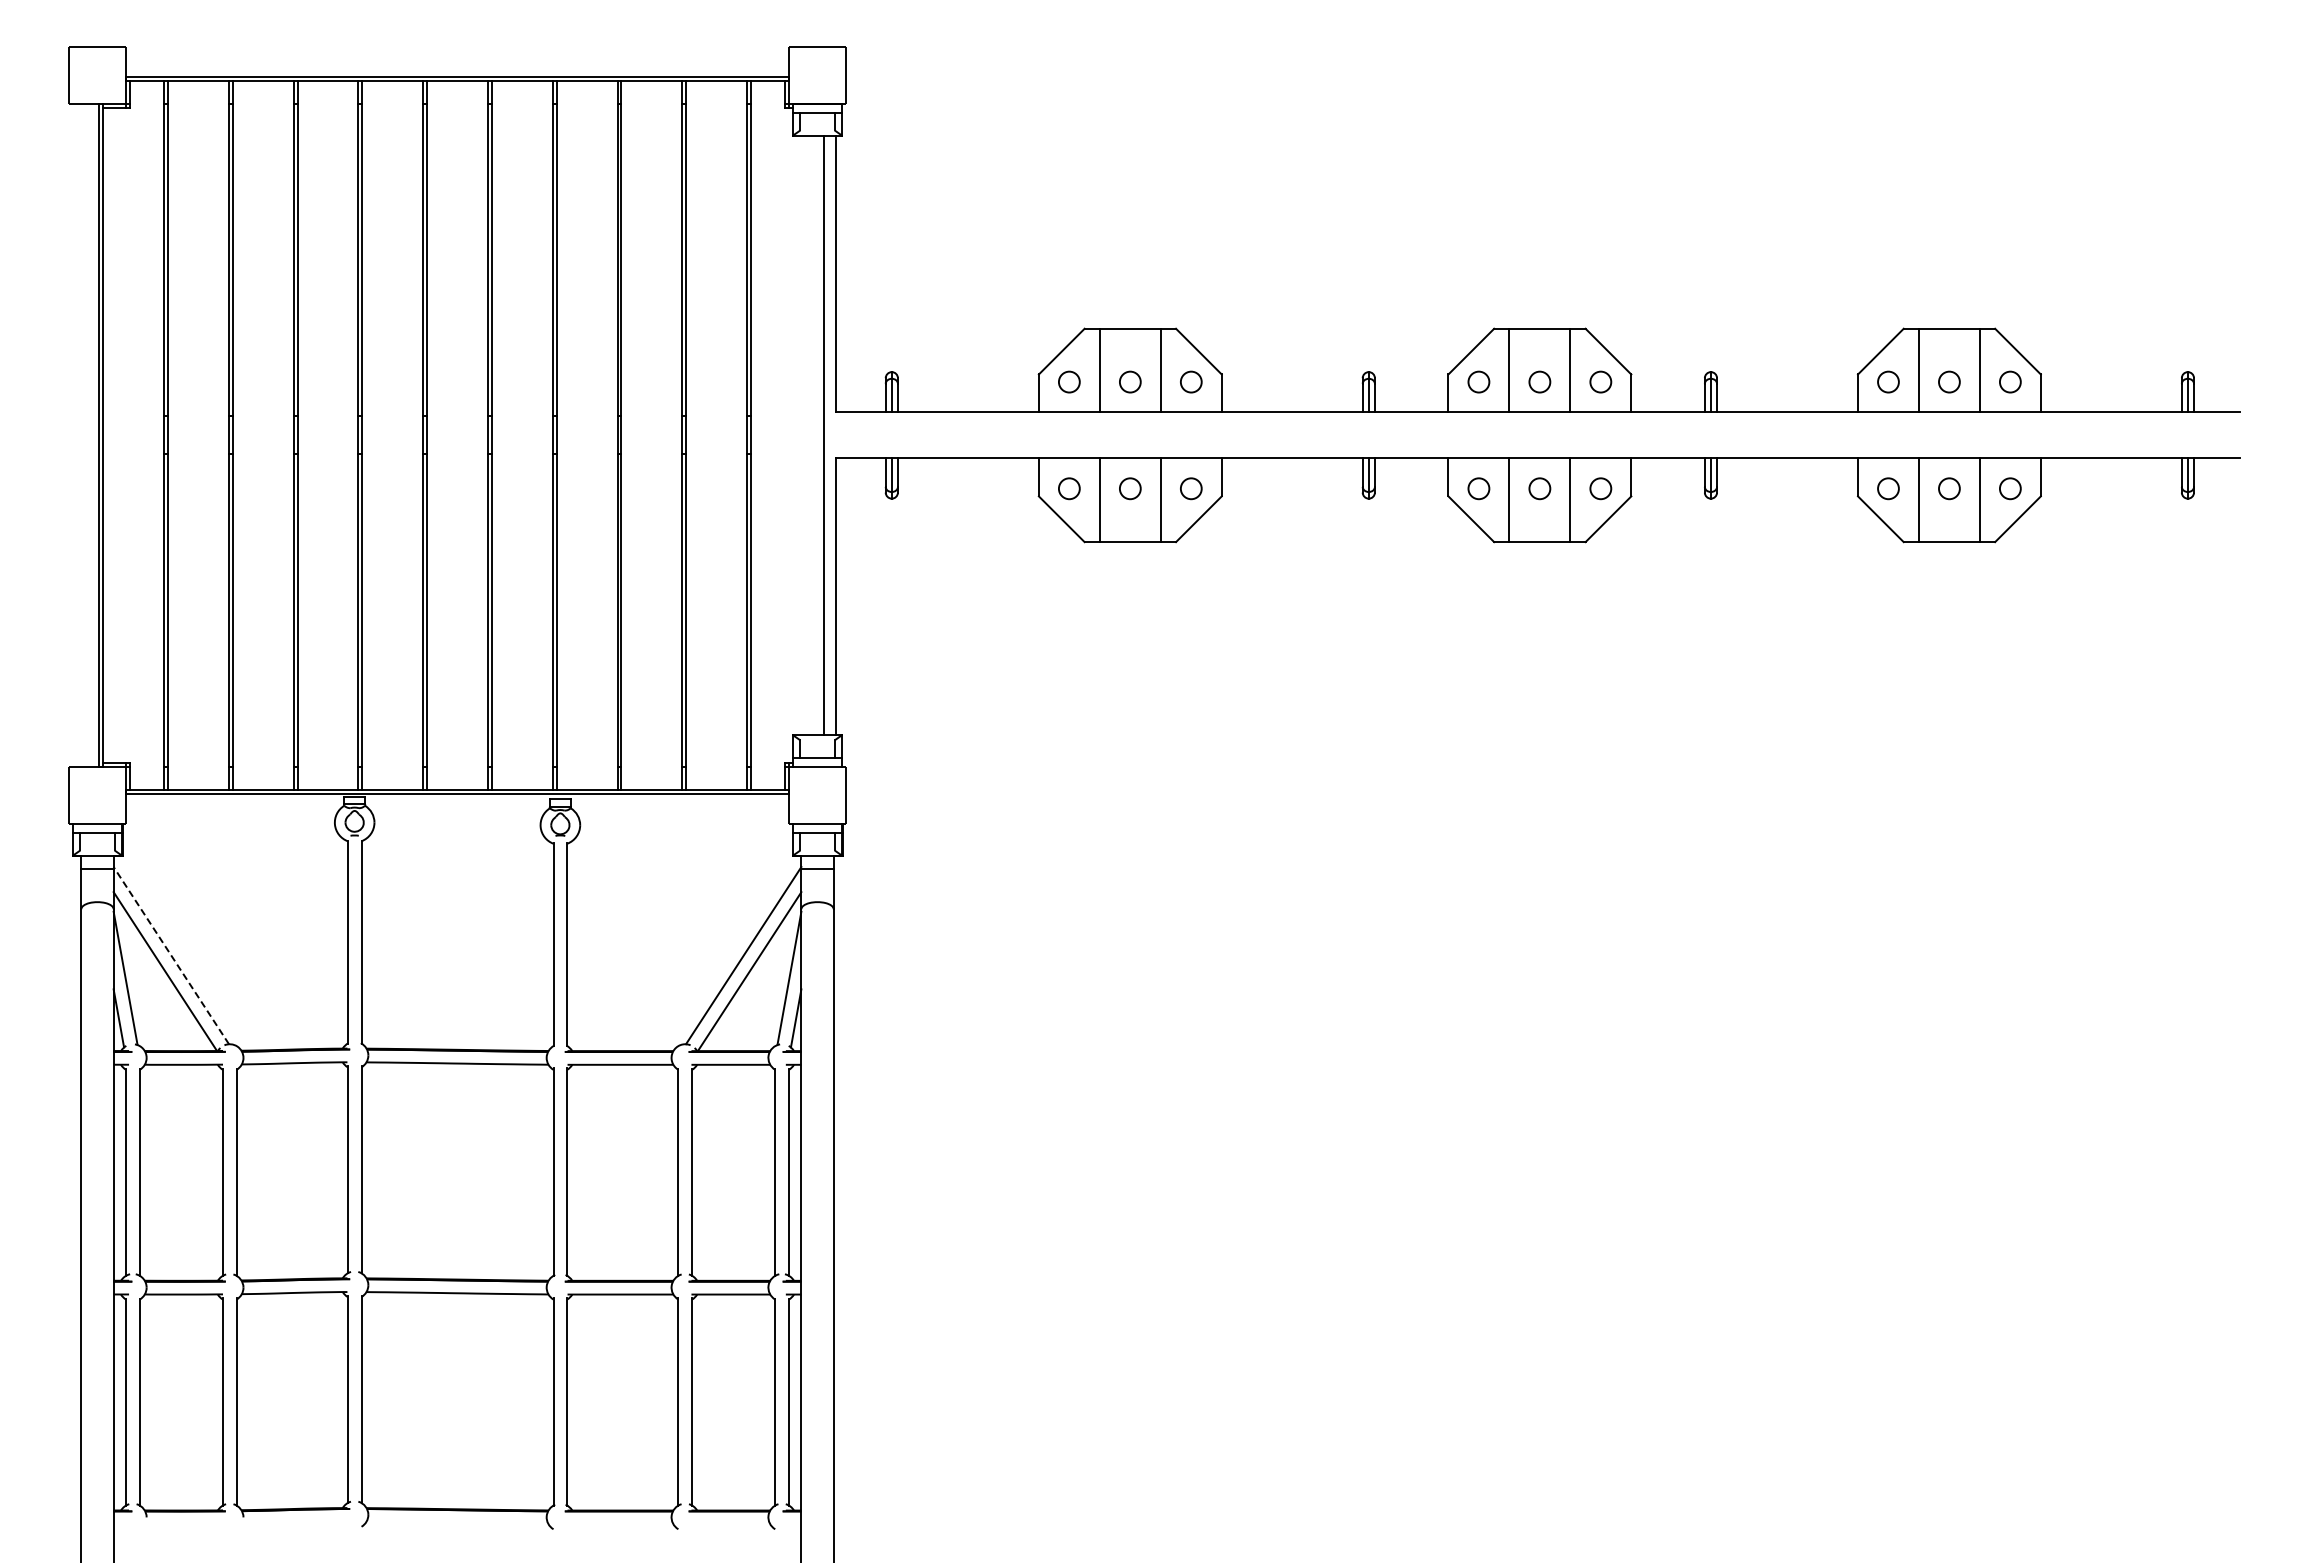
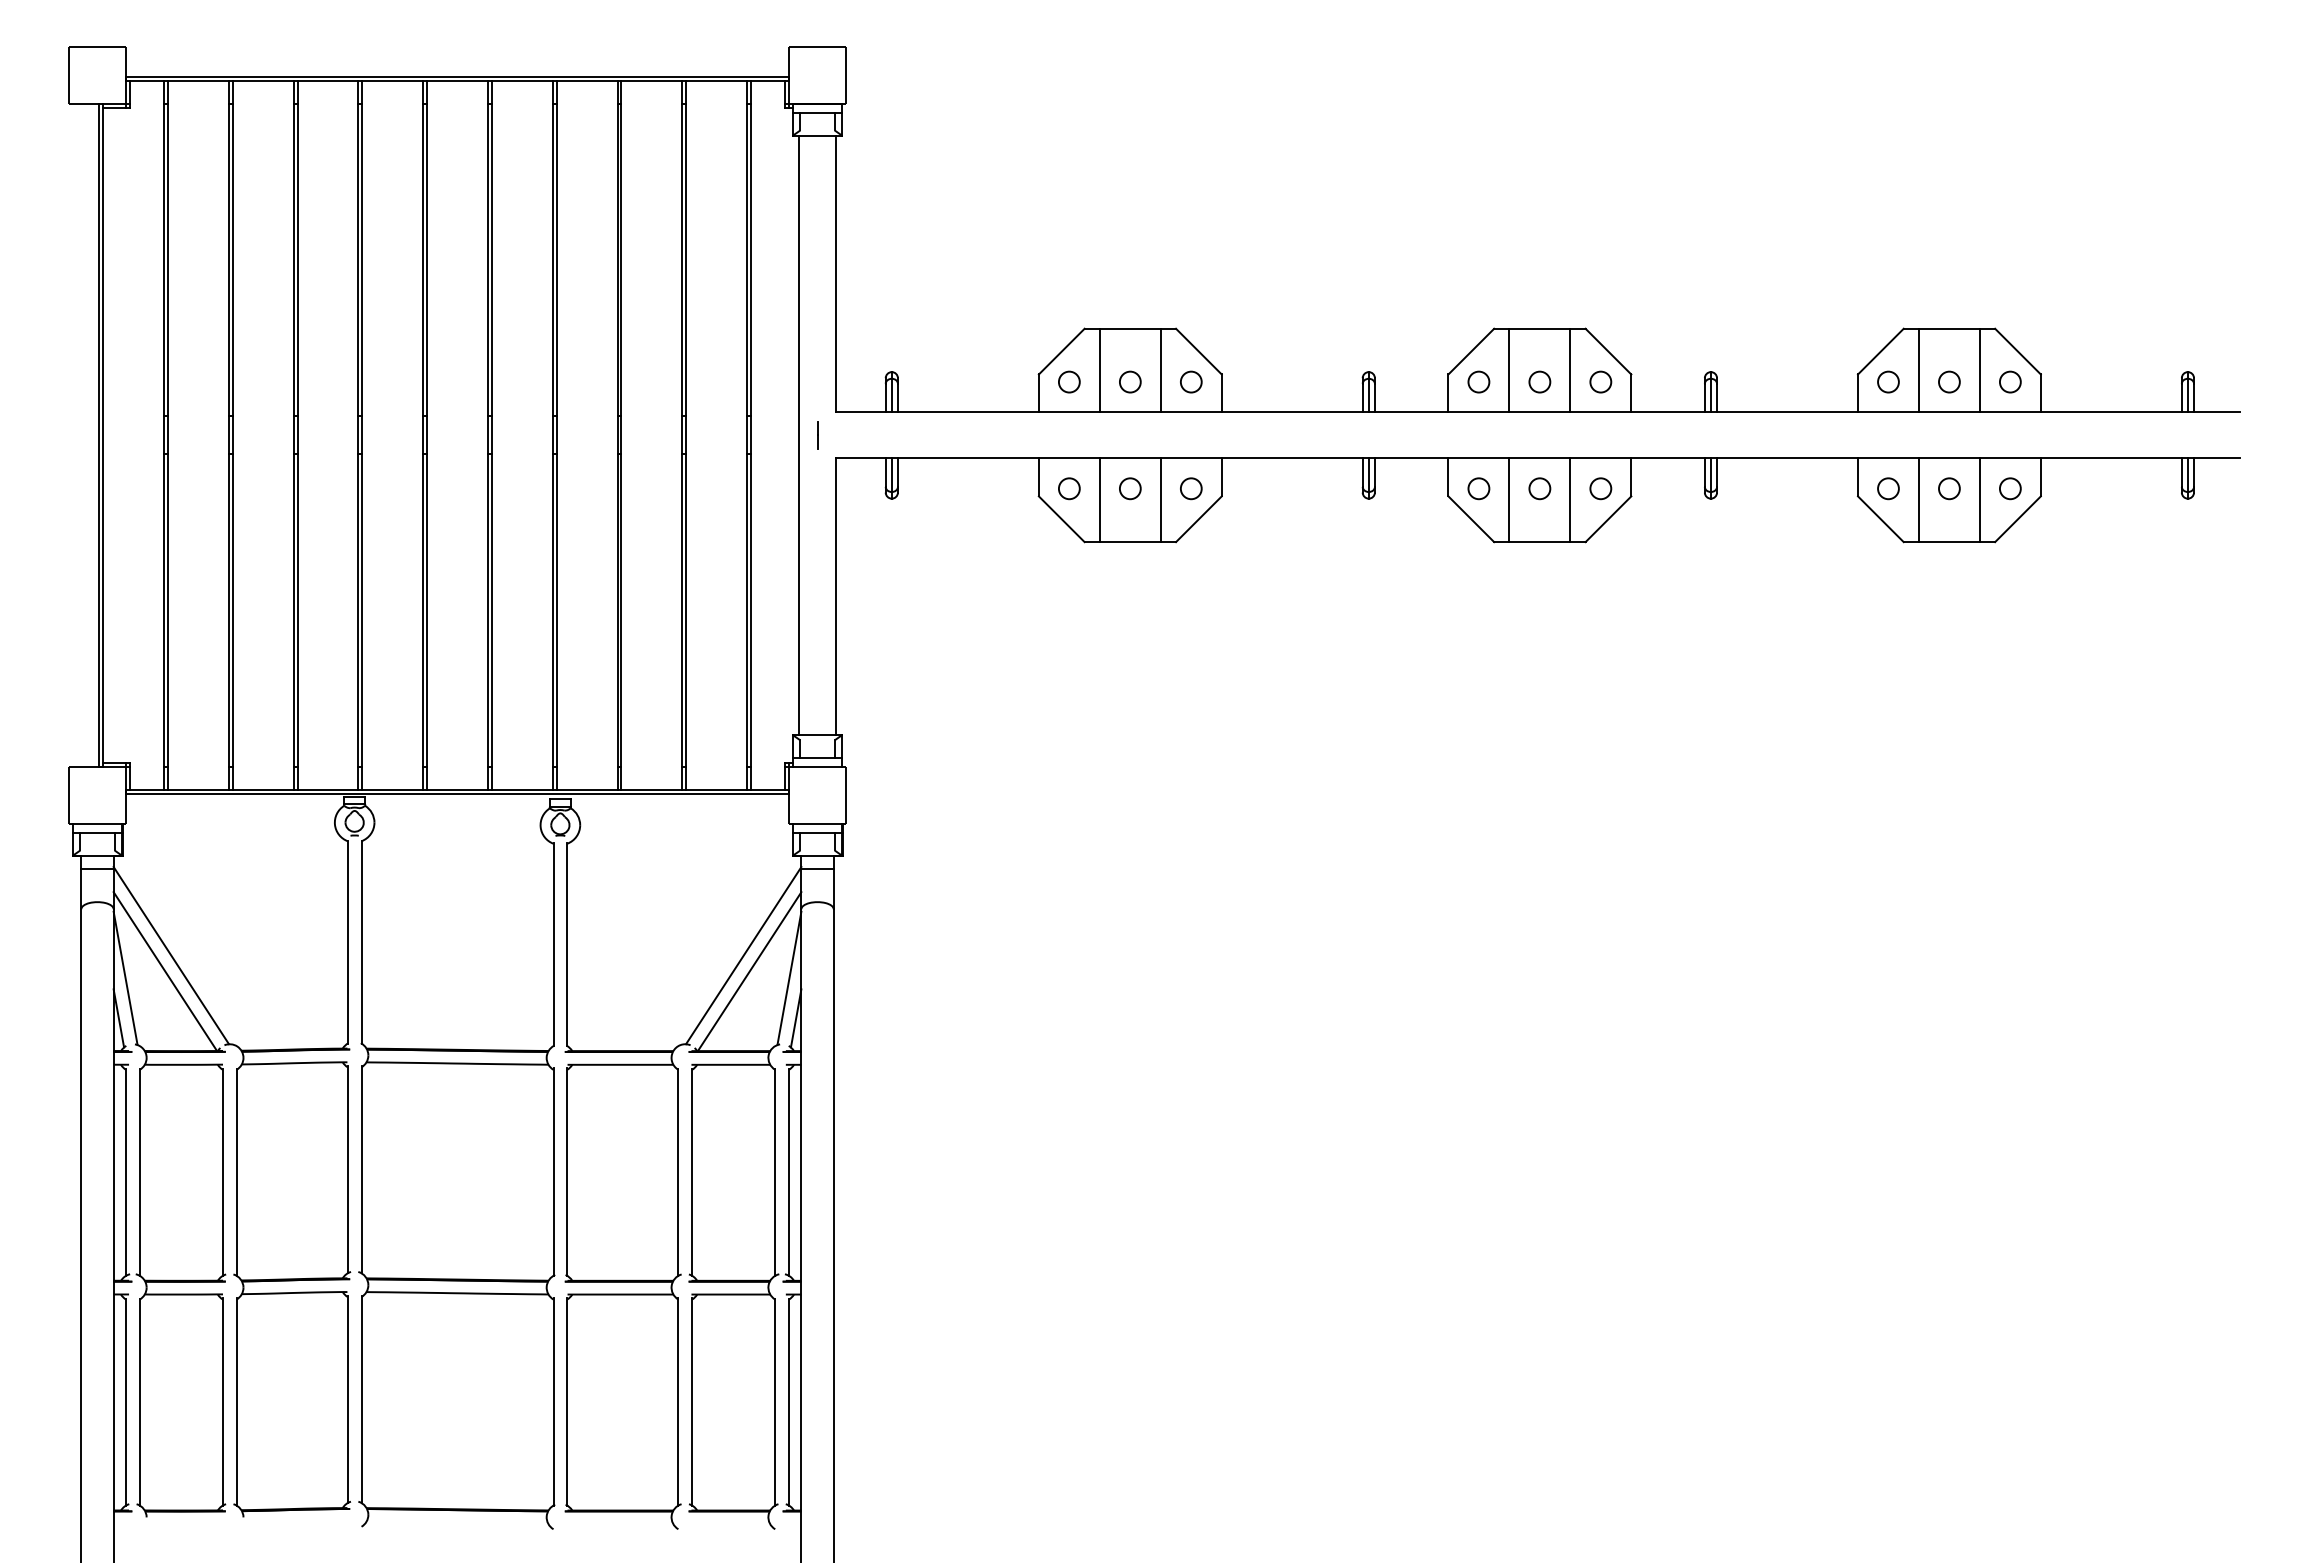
line position: (824, 434) -> (799, 434) (799, 434)
line: none -> present (817, 435)
line: dashed -> solid (171, 955)
